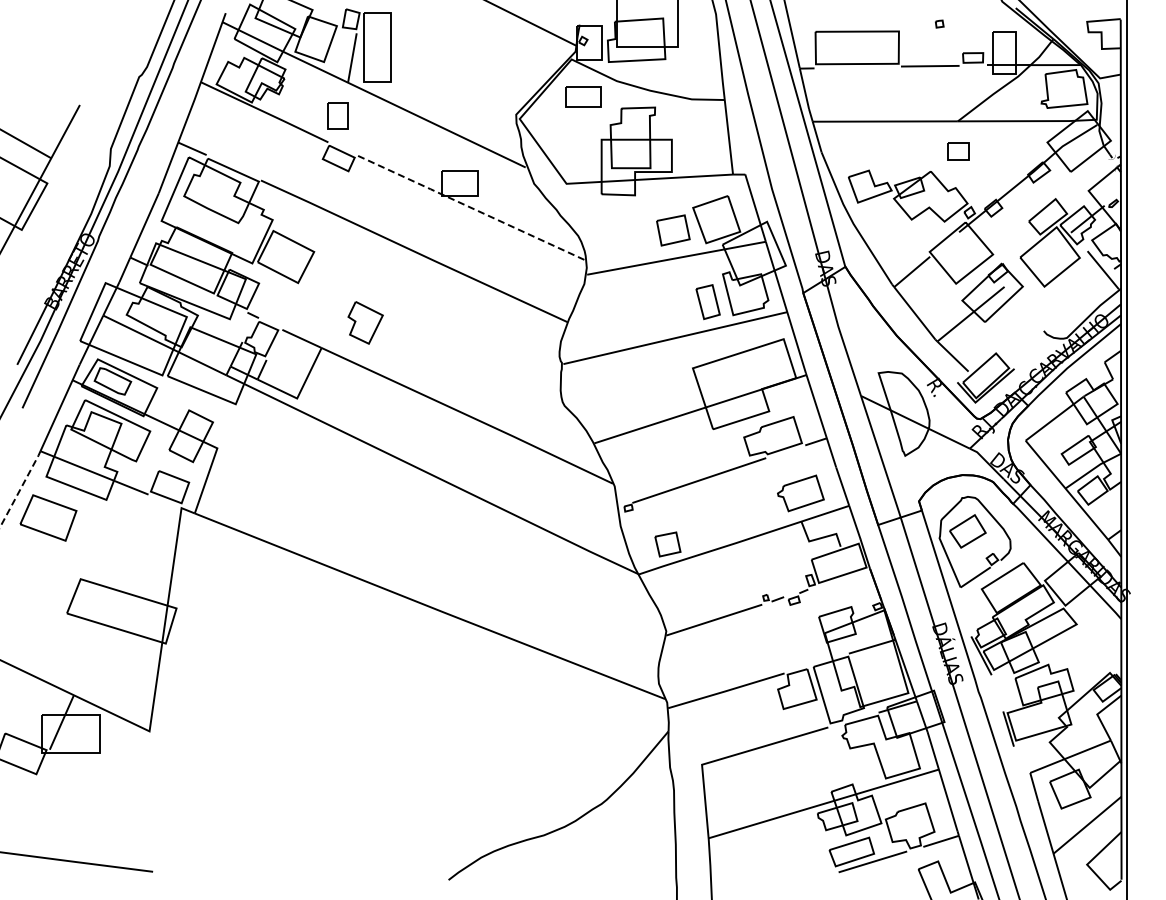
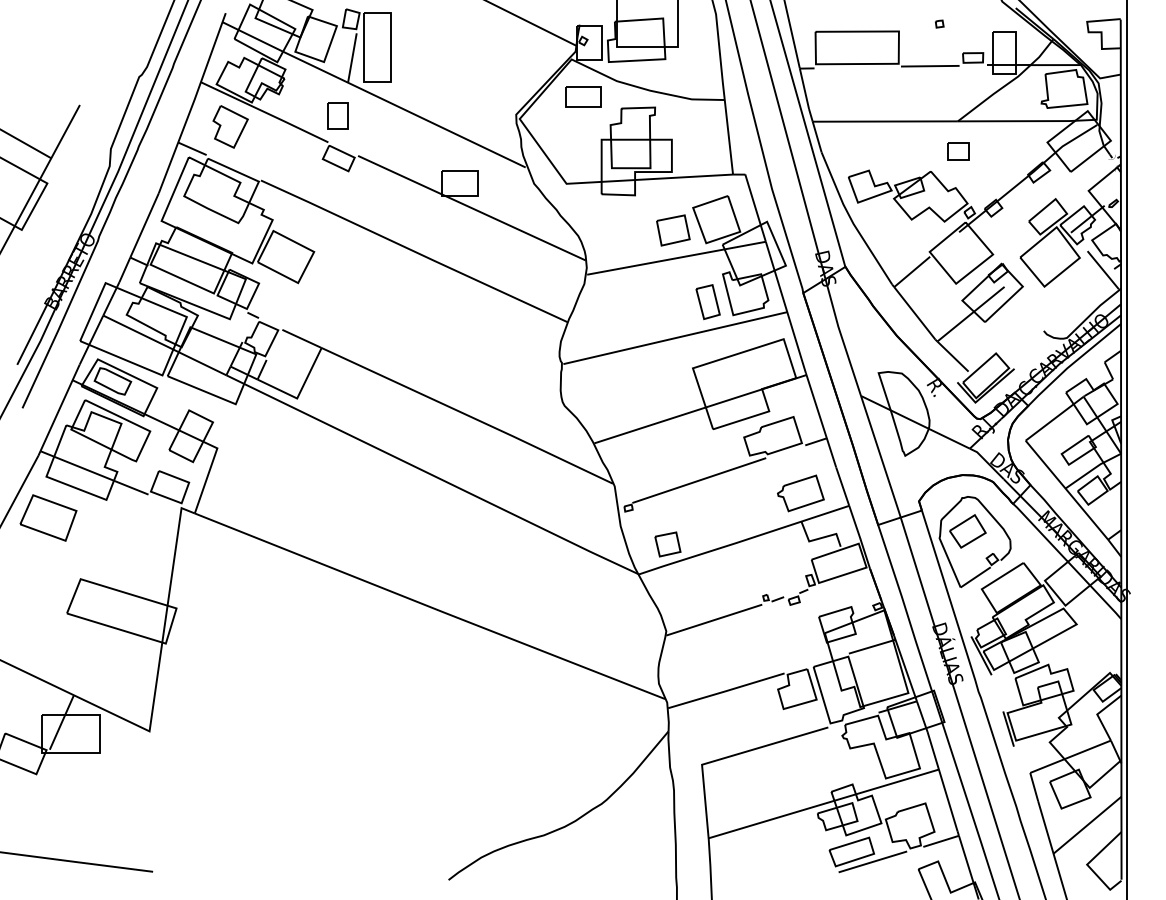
line: dashed -> solid (471, 207)
part position: (365, 322) -> (230, 126) (230, 126)
line: dashed -> solid (19, 491)
